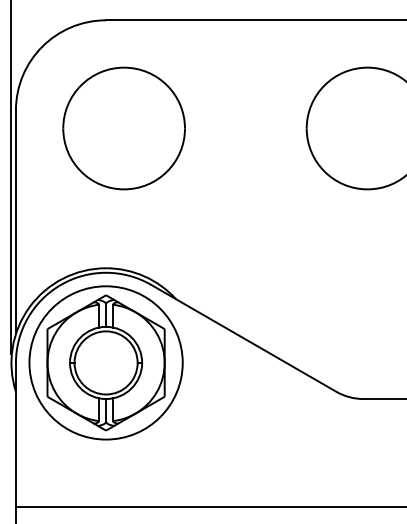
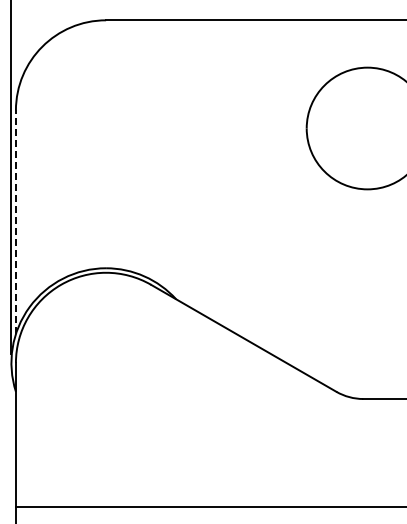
part: present -> none (123, 128)
line: solid -> dashed (15, 222)
part: present -> none (105, 362)
